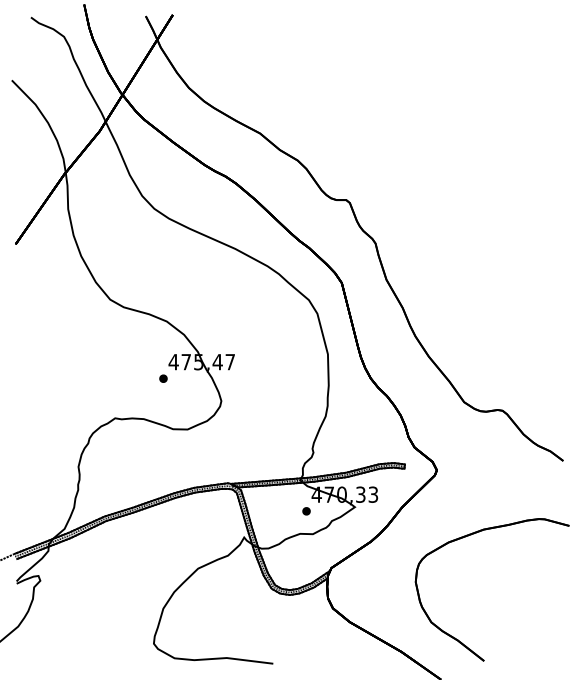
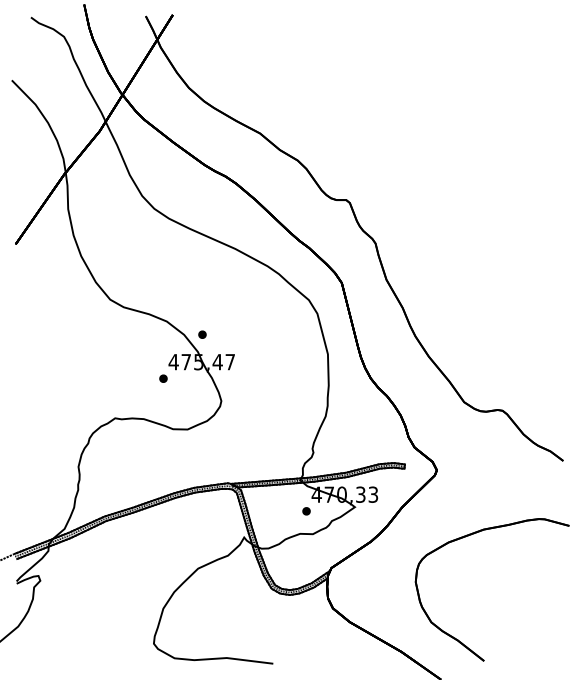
part: none -> present (202, 334)
